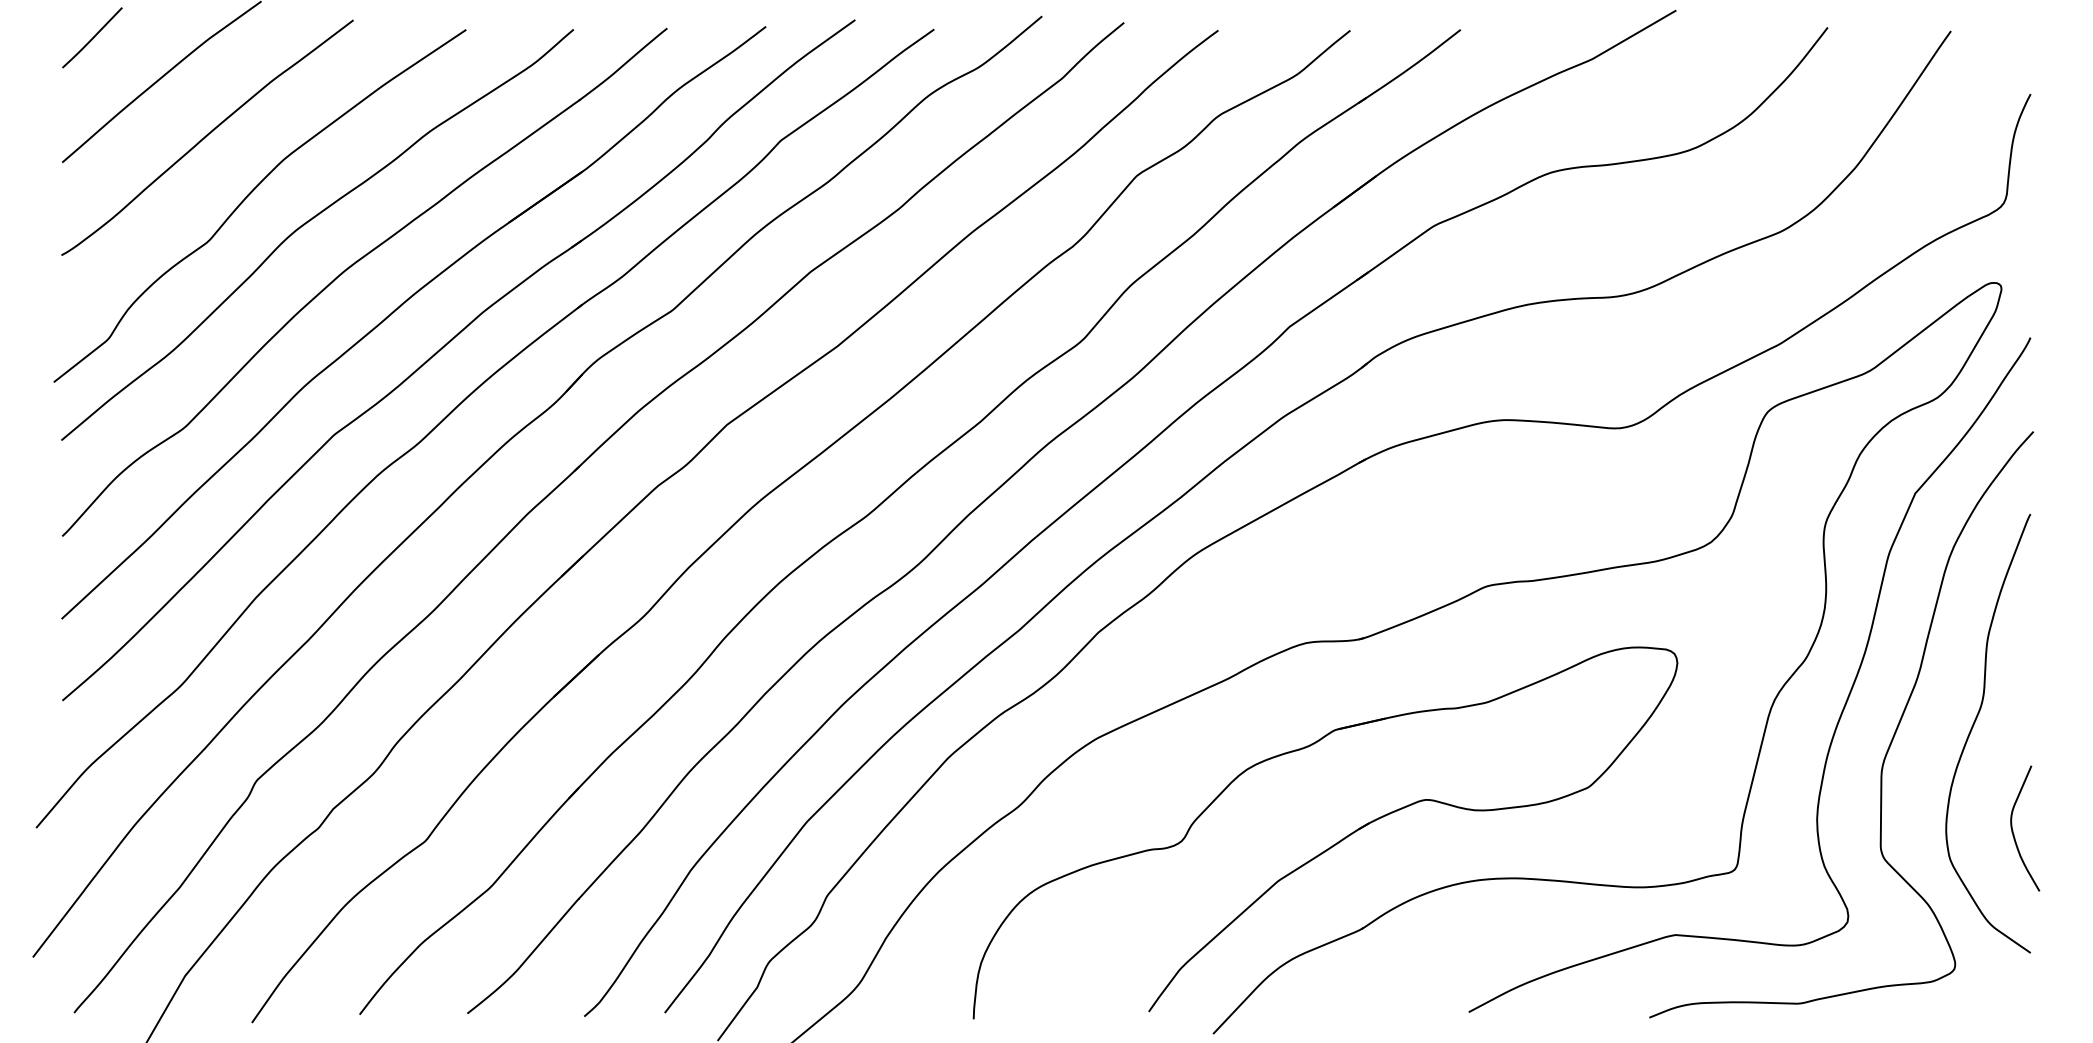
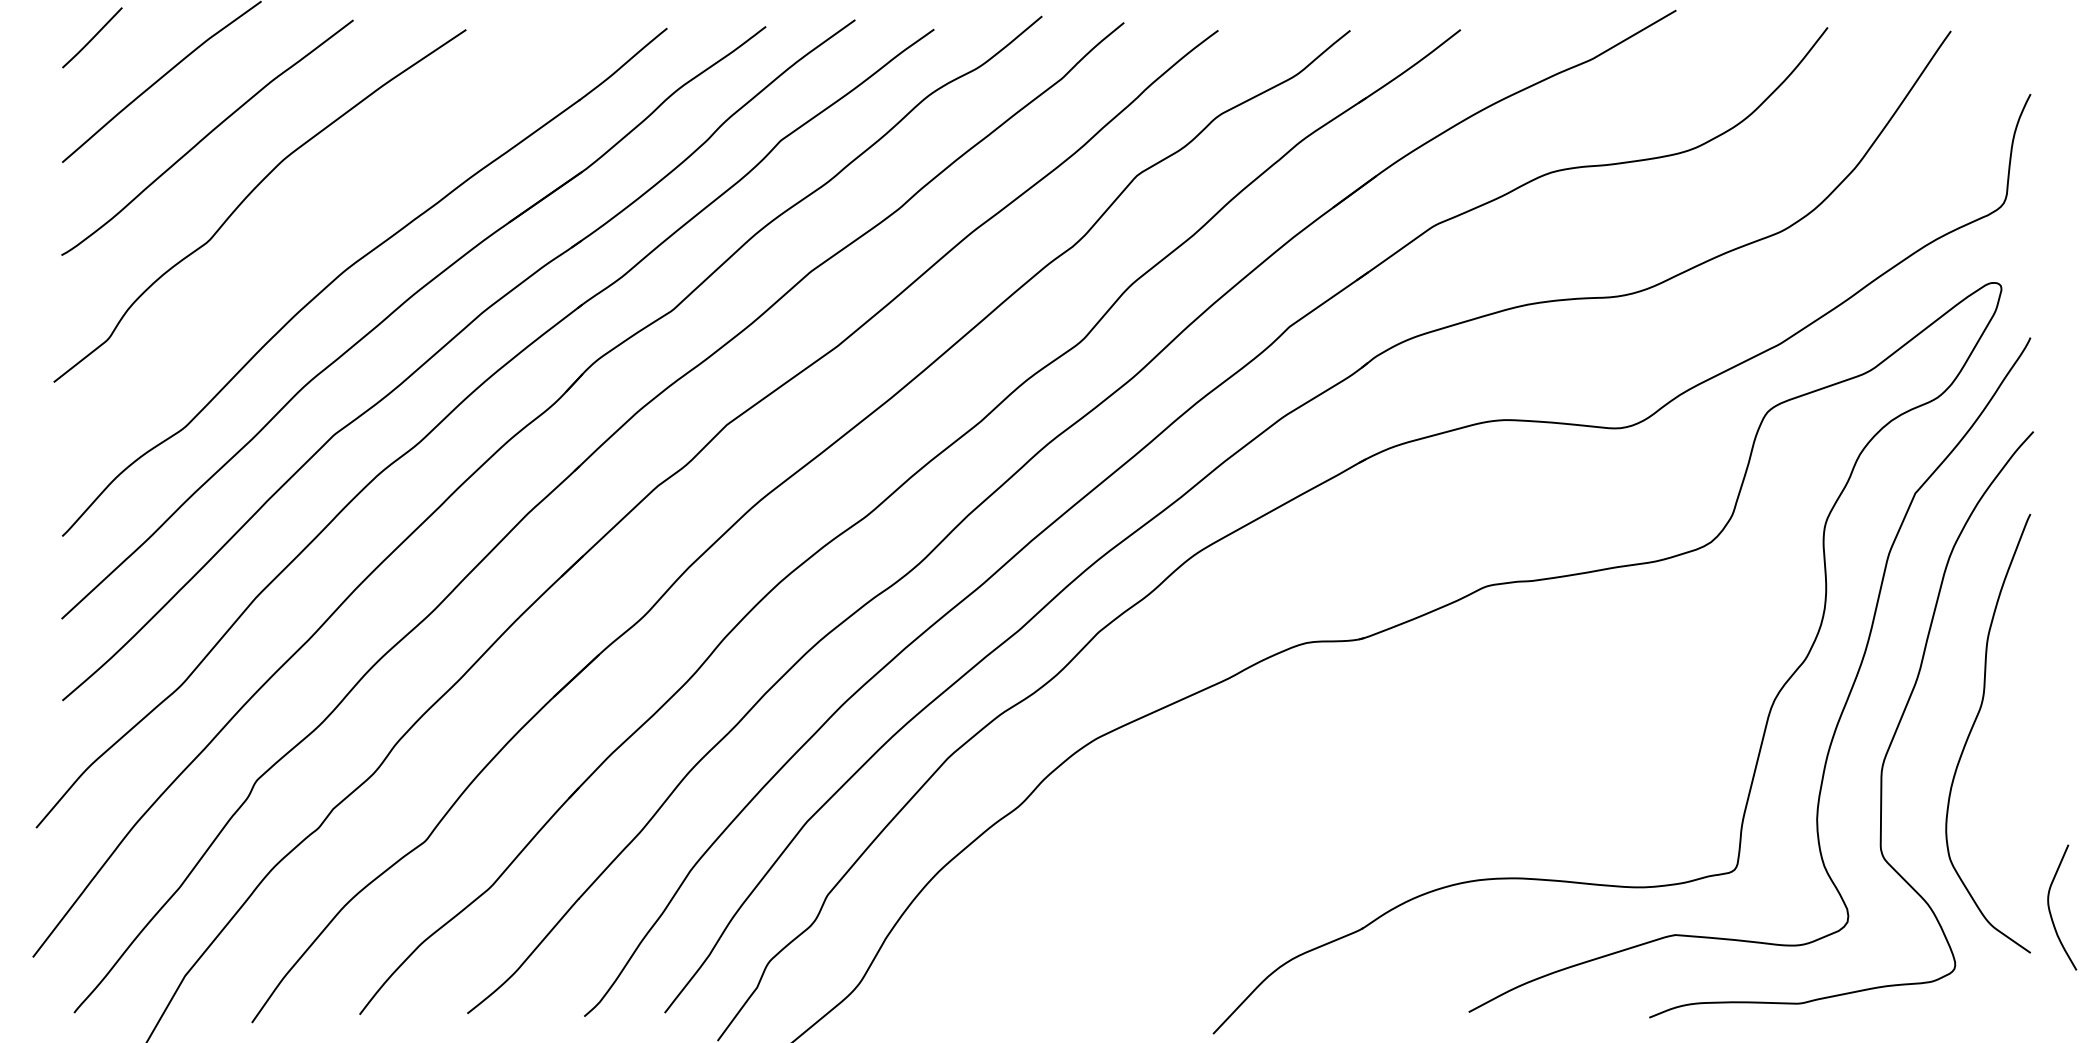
curve: present -> none (310, 221)
curve position: (2013, 830) -> (2050, 909) (2050, 909)
part: present -> none (1333, 844)
